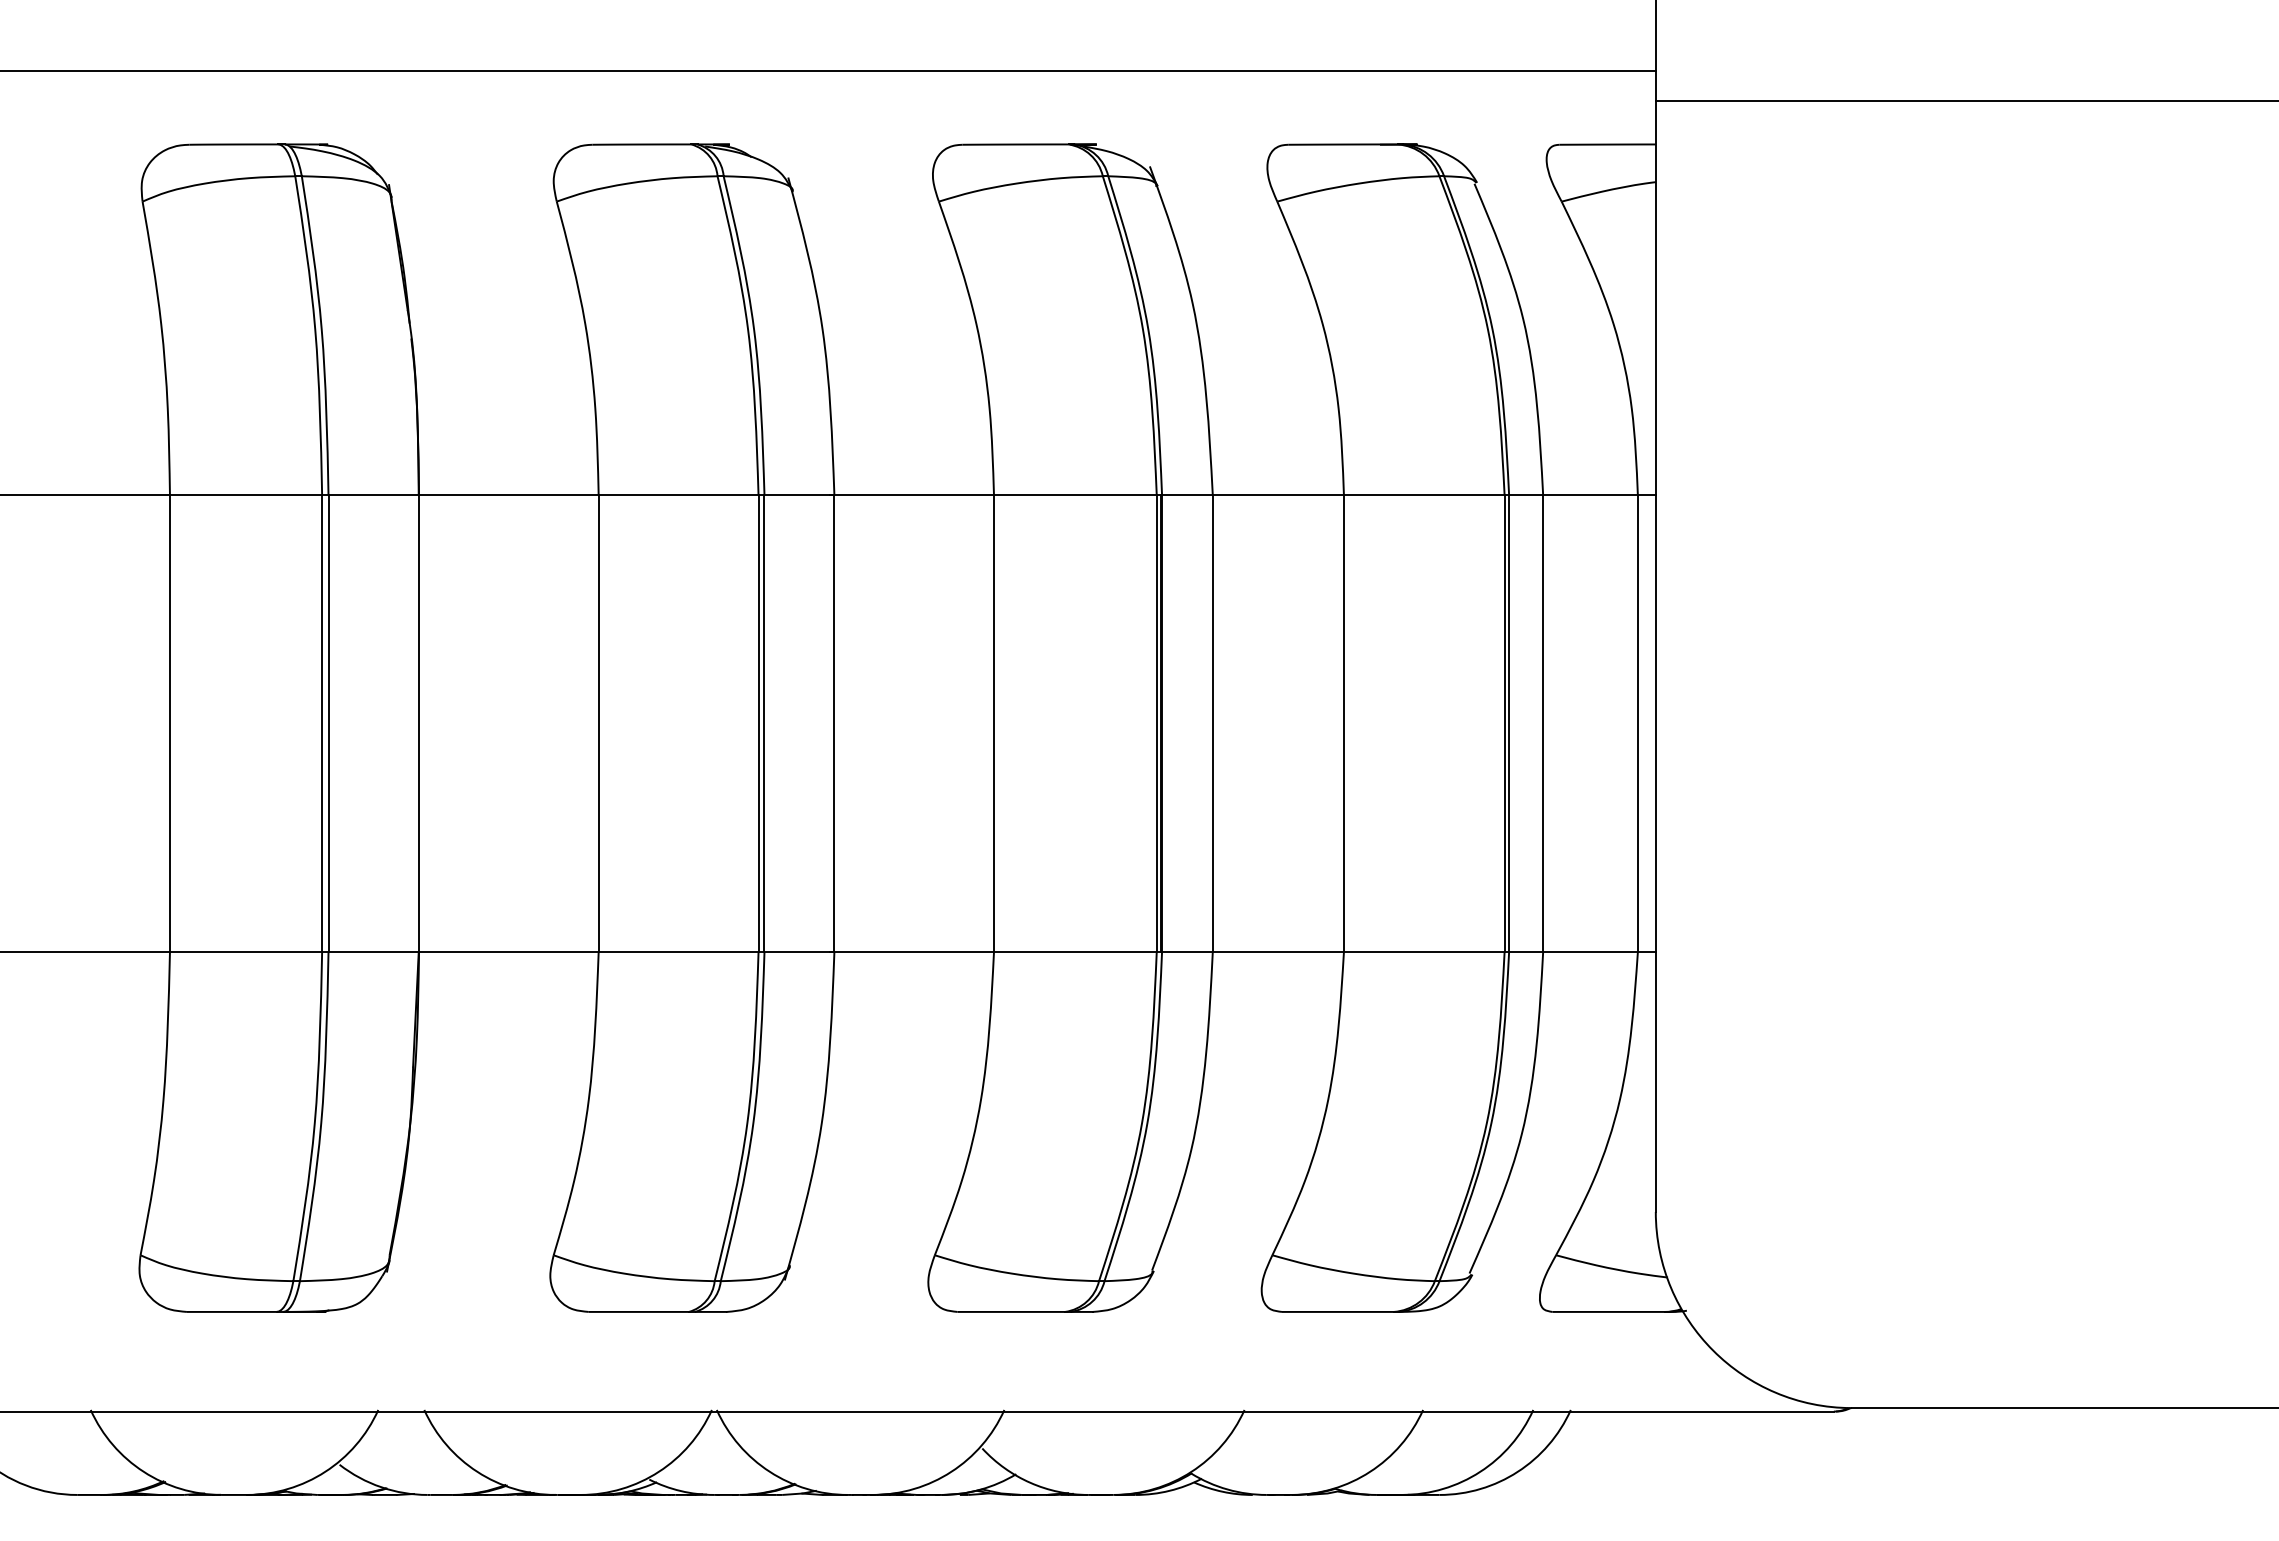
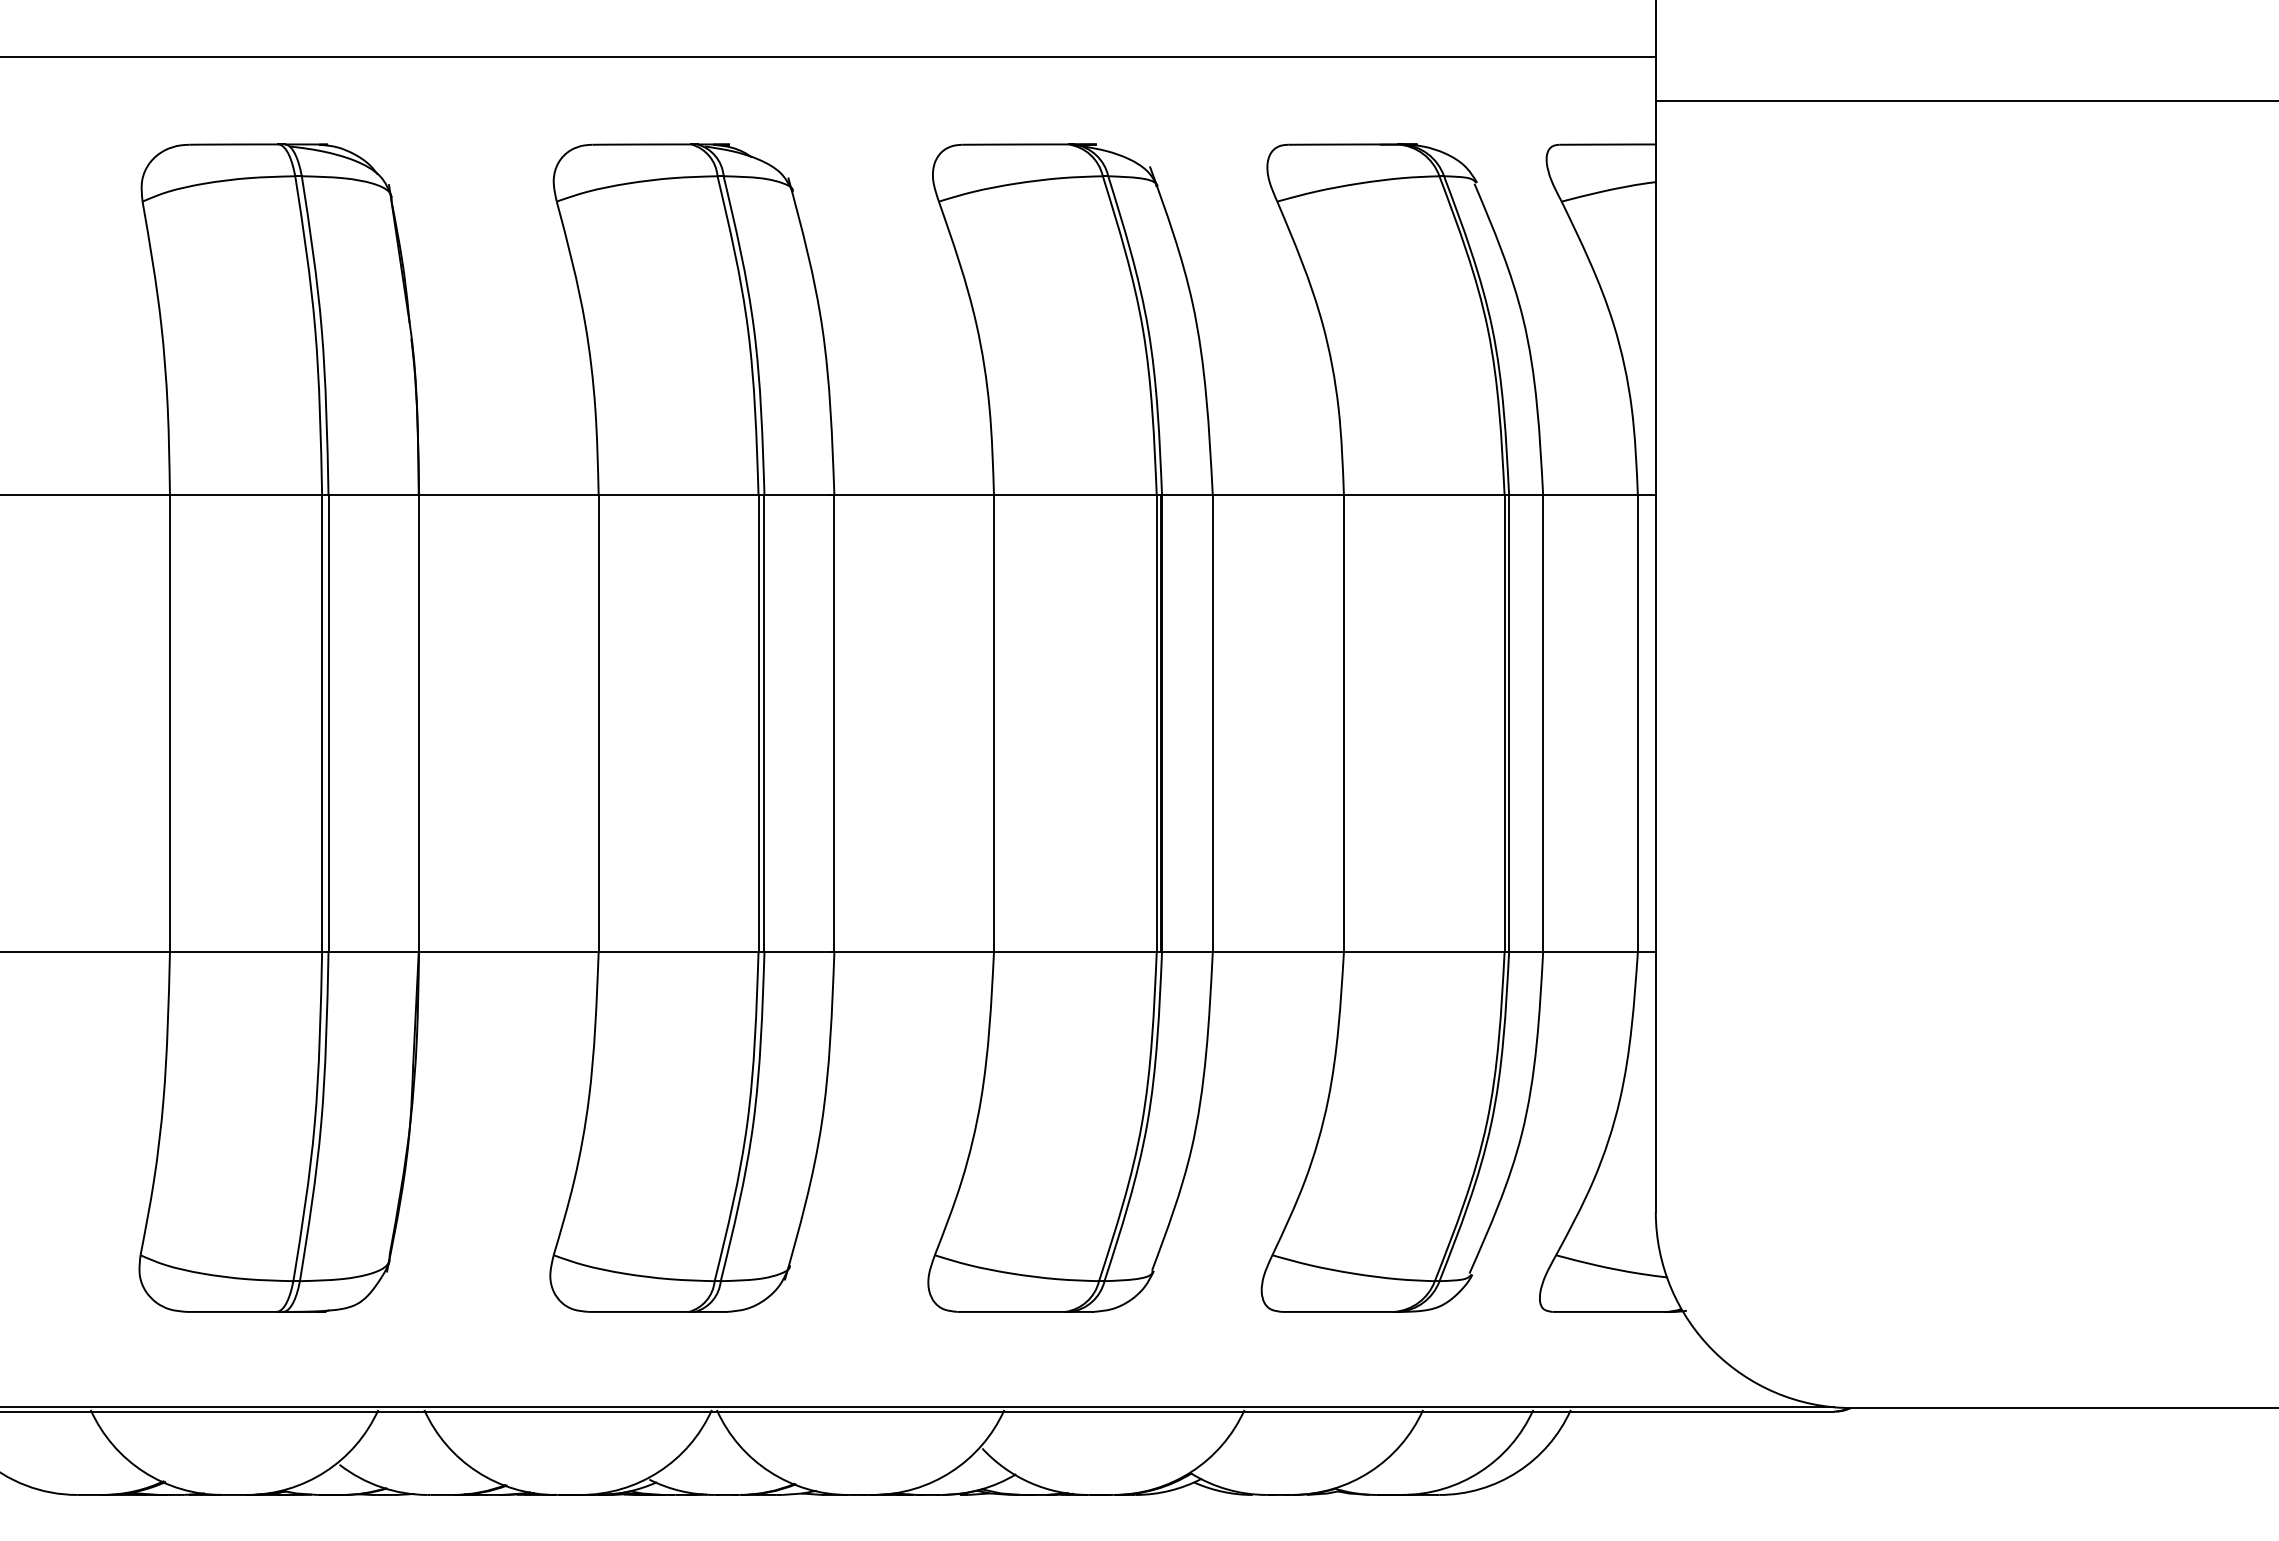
line position: (828, 70) -> (828, 56) (828, 56)
line: none -> present (918, 1407)
